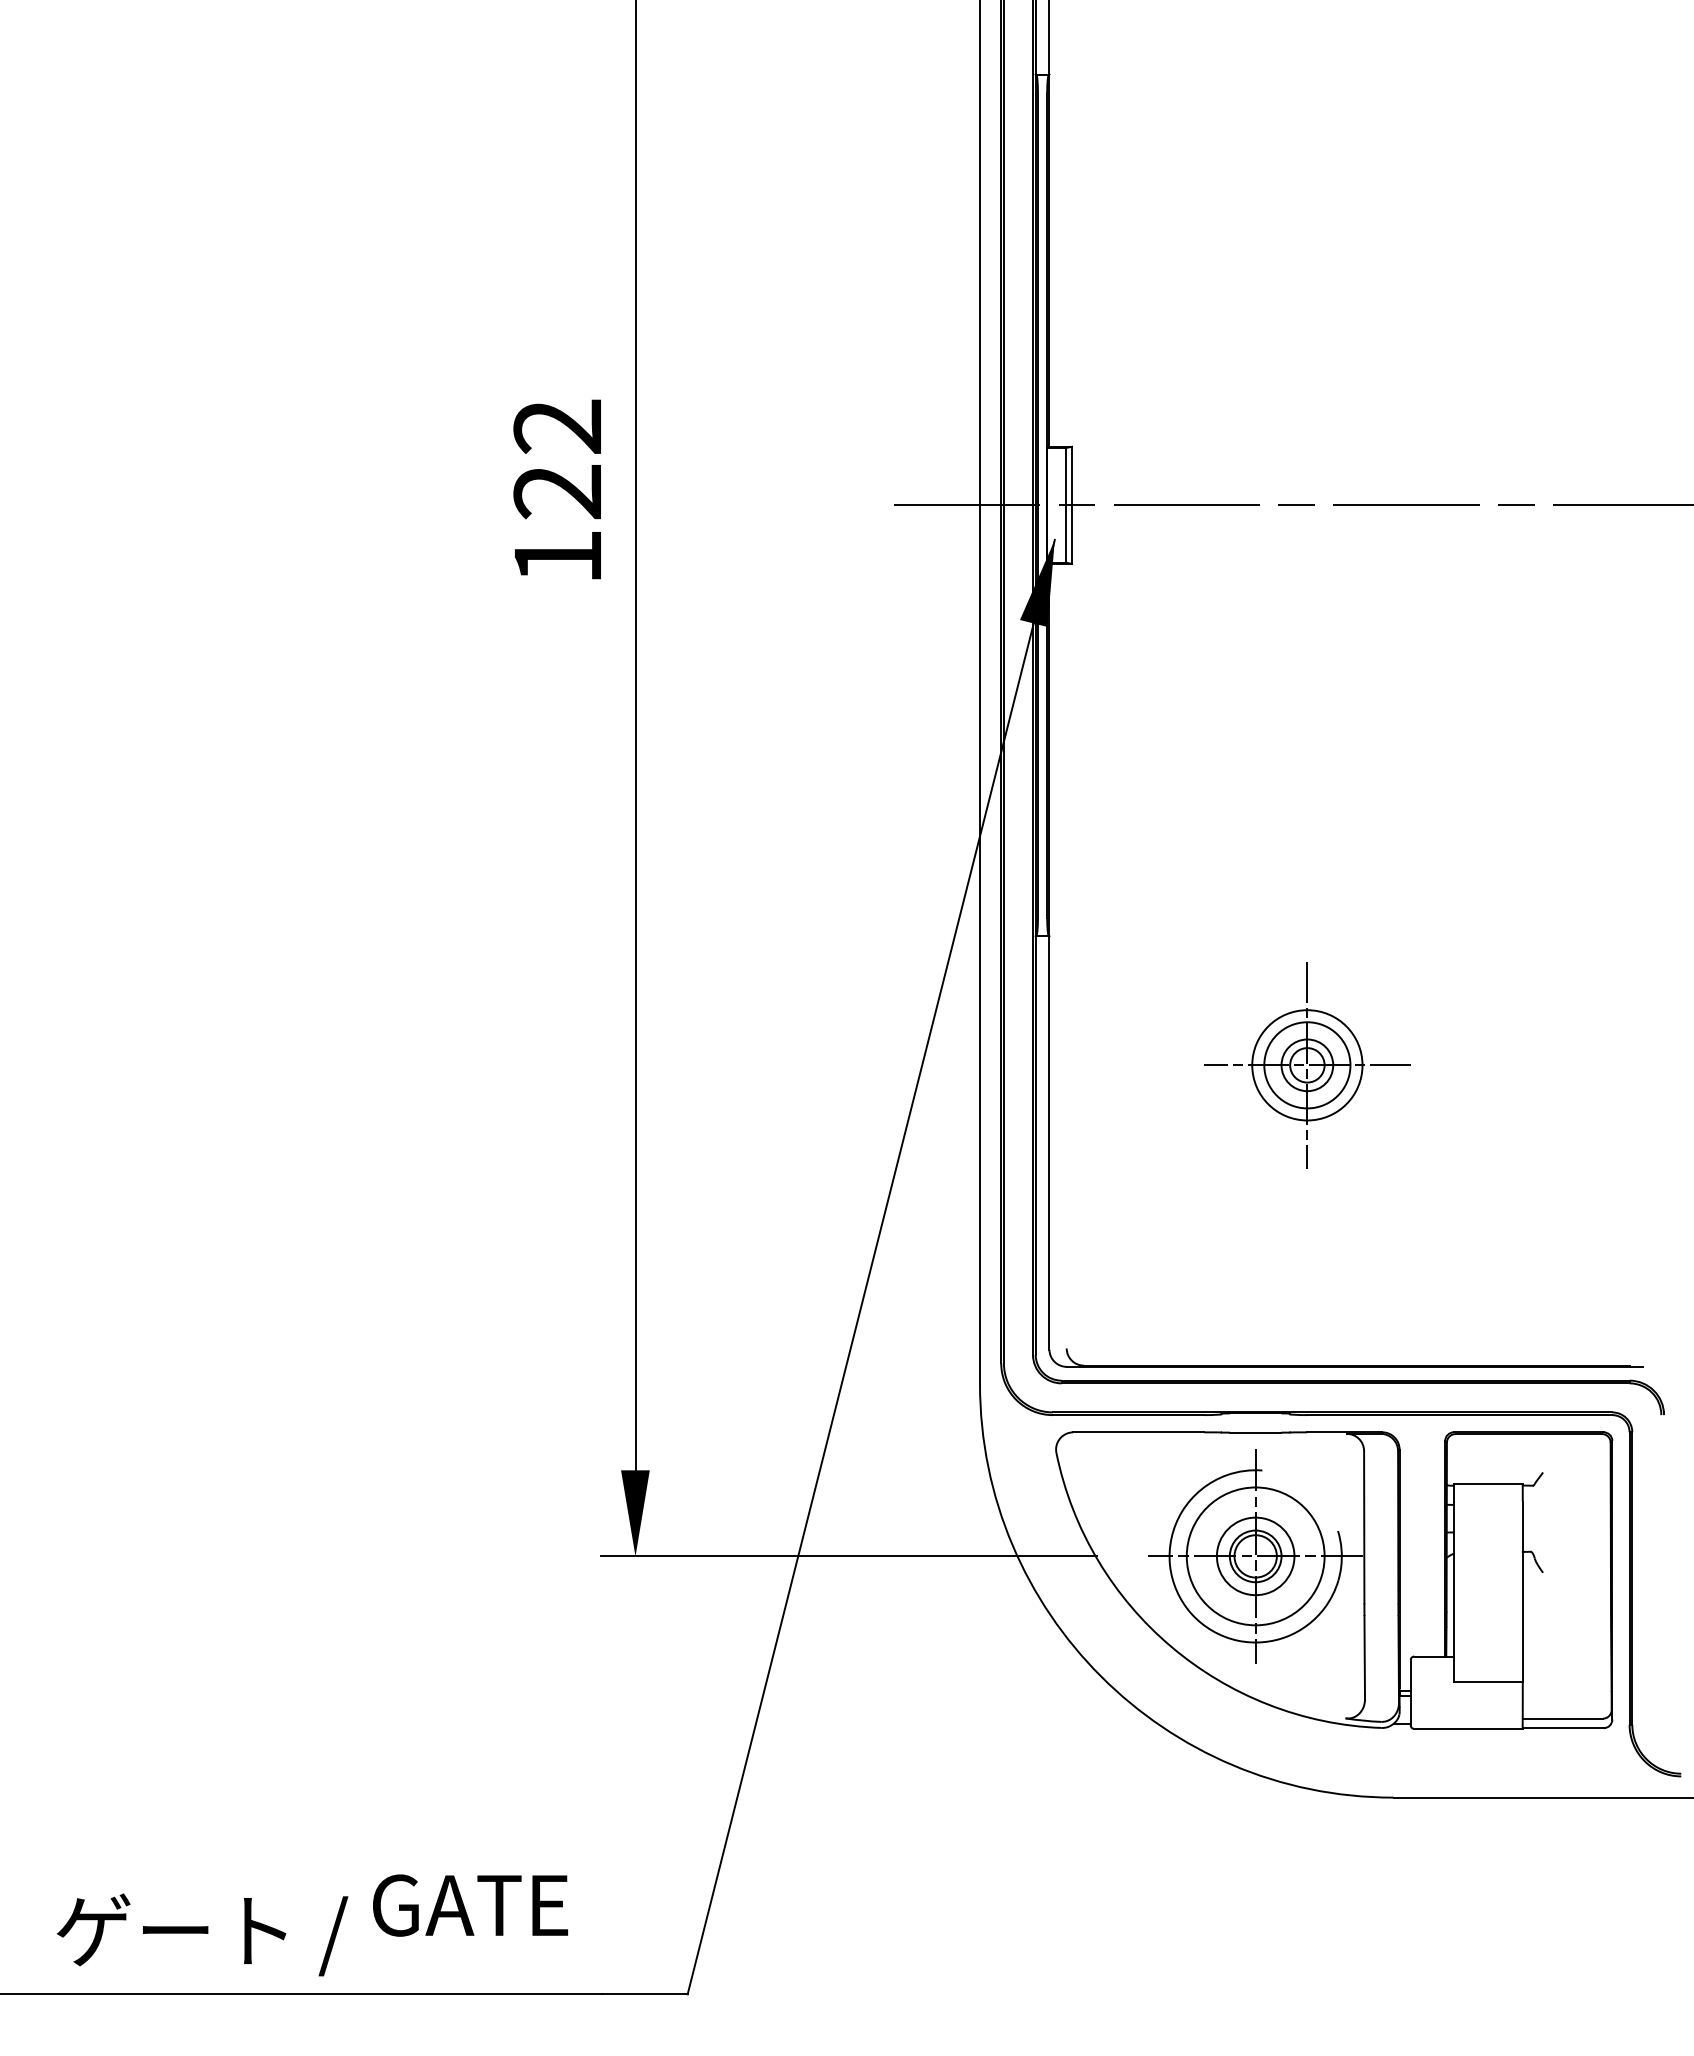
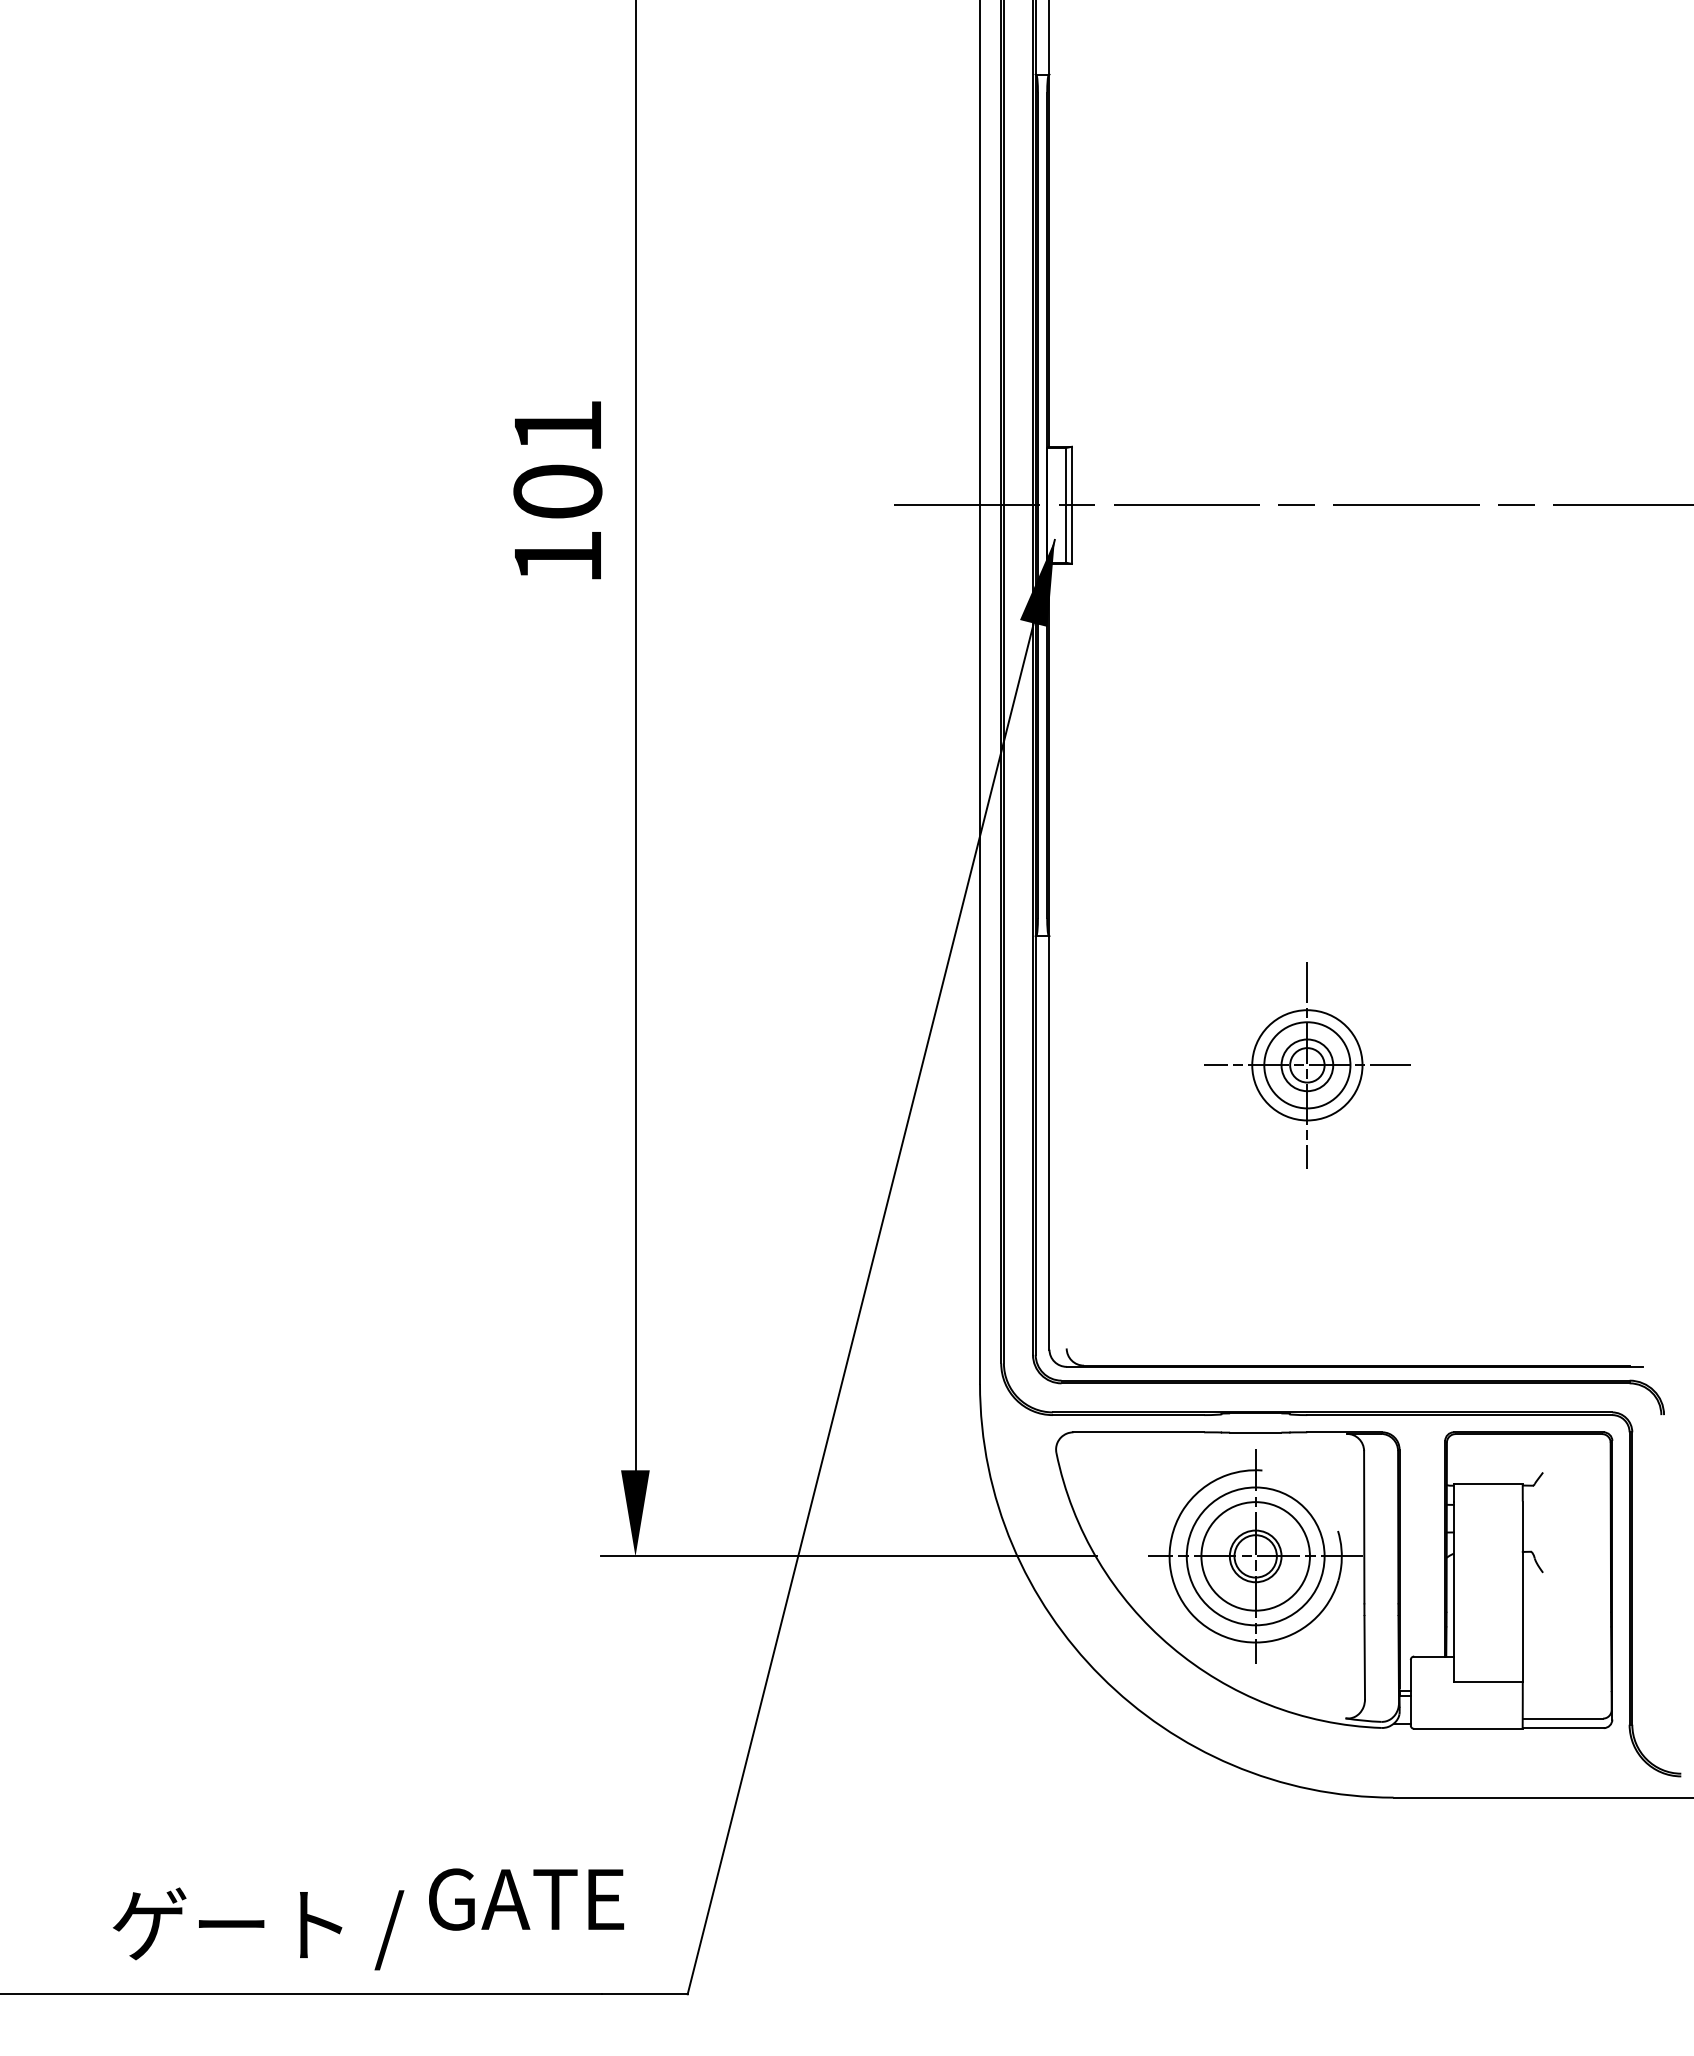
text: 122 -> 101 (557, 459)
circle diameter: 78 px -> 109 px (1255, 1556)
text position: (312, 1925) -> (368, 1919) (368, 1919)
